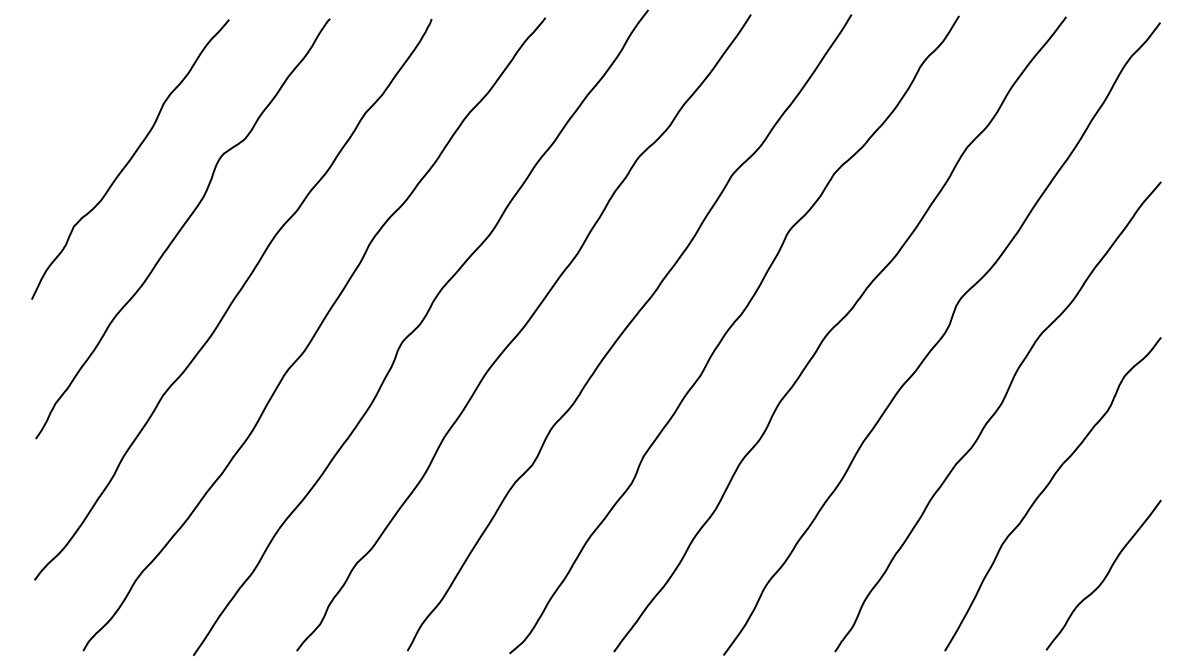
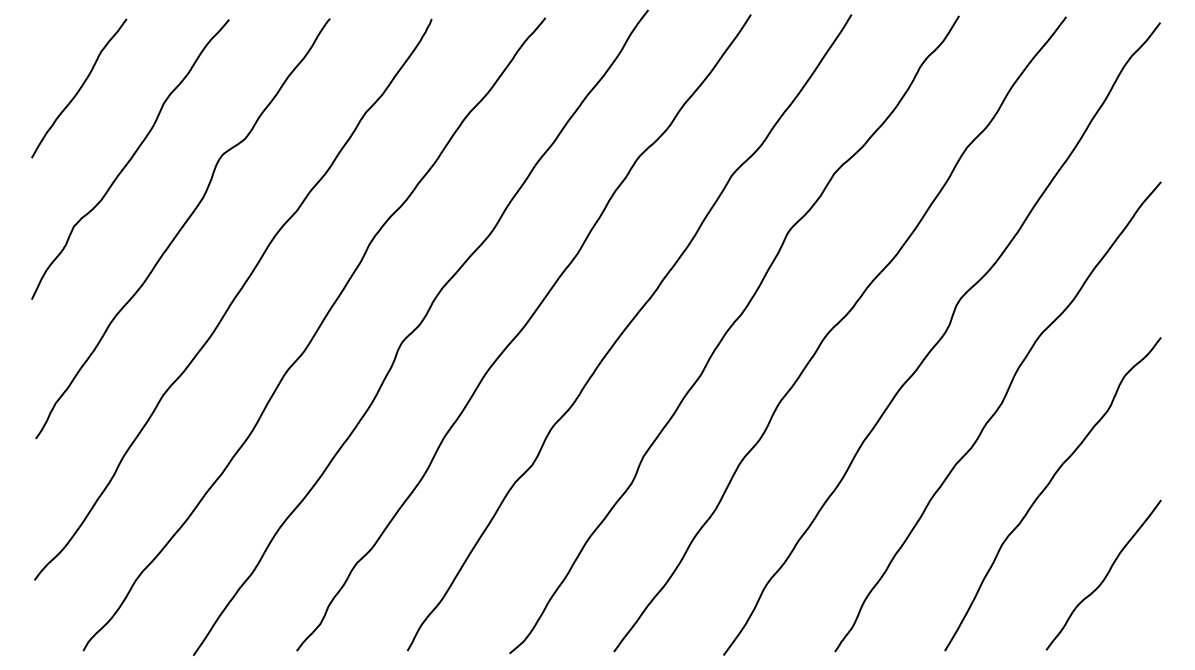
curve: none -> present (79, 88)
